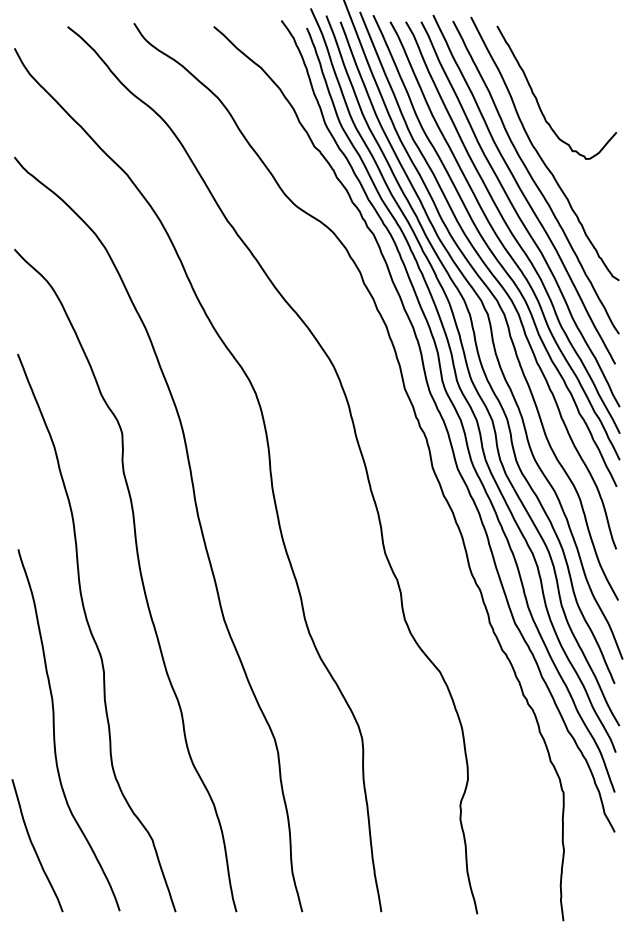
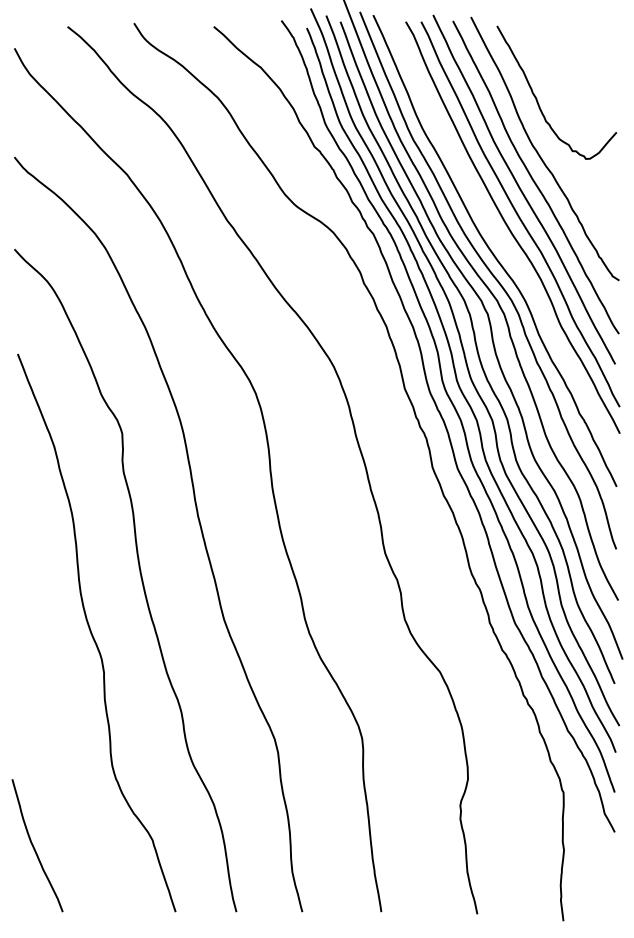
curve: present -> none (502, 242)
curve: present -> none (54, 730)
